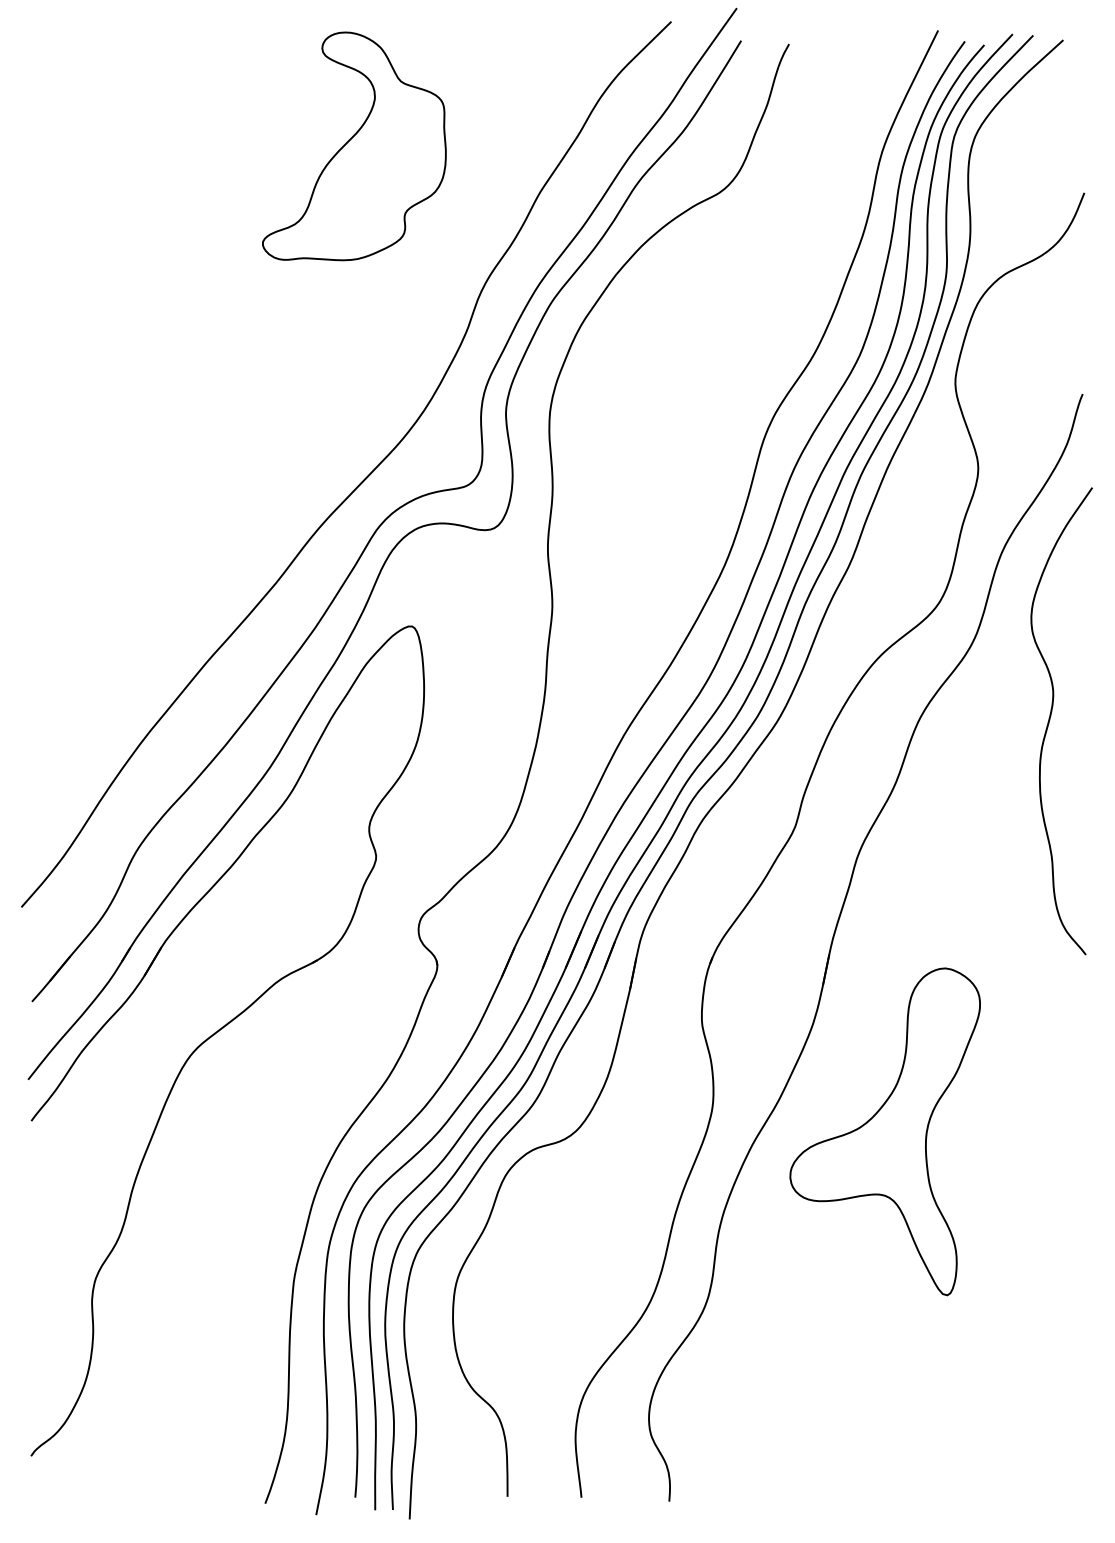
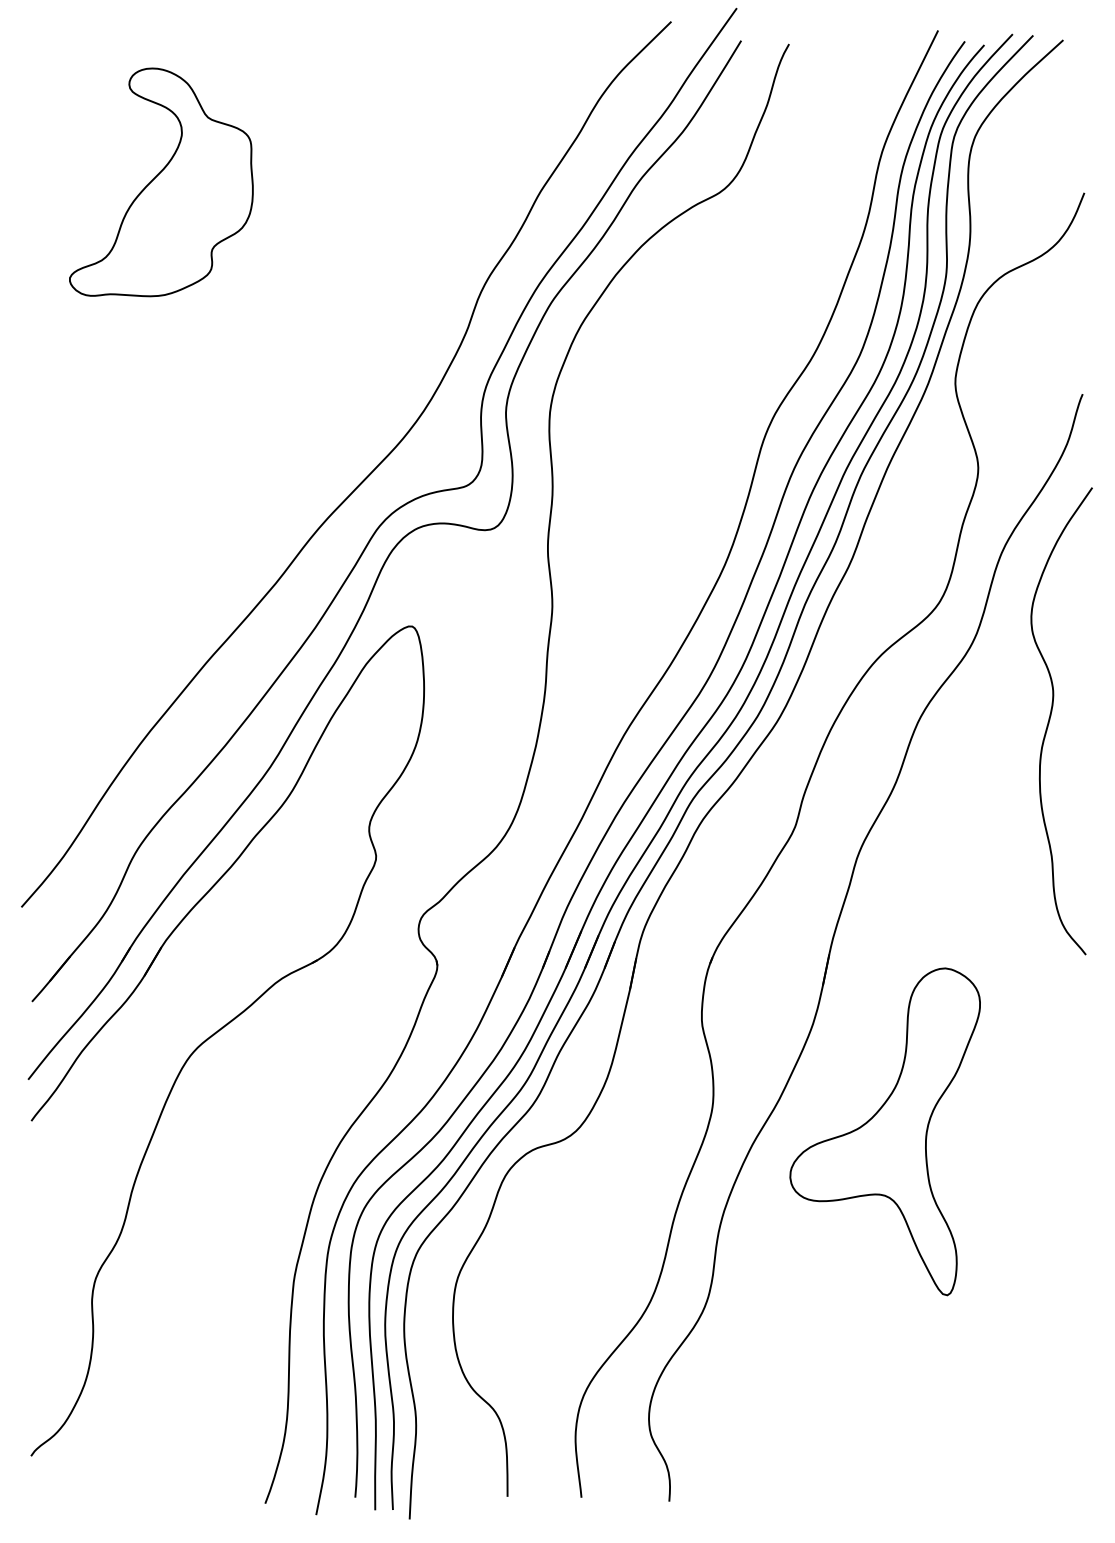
part position: (354, 146) -> (161, 182) (161, 182)
